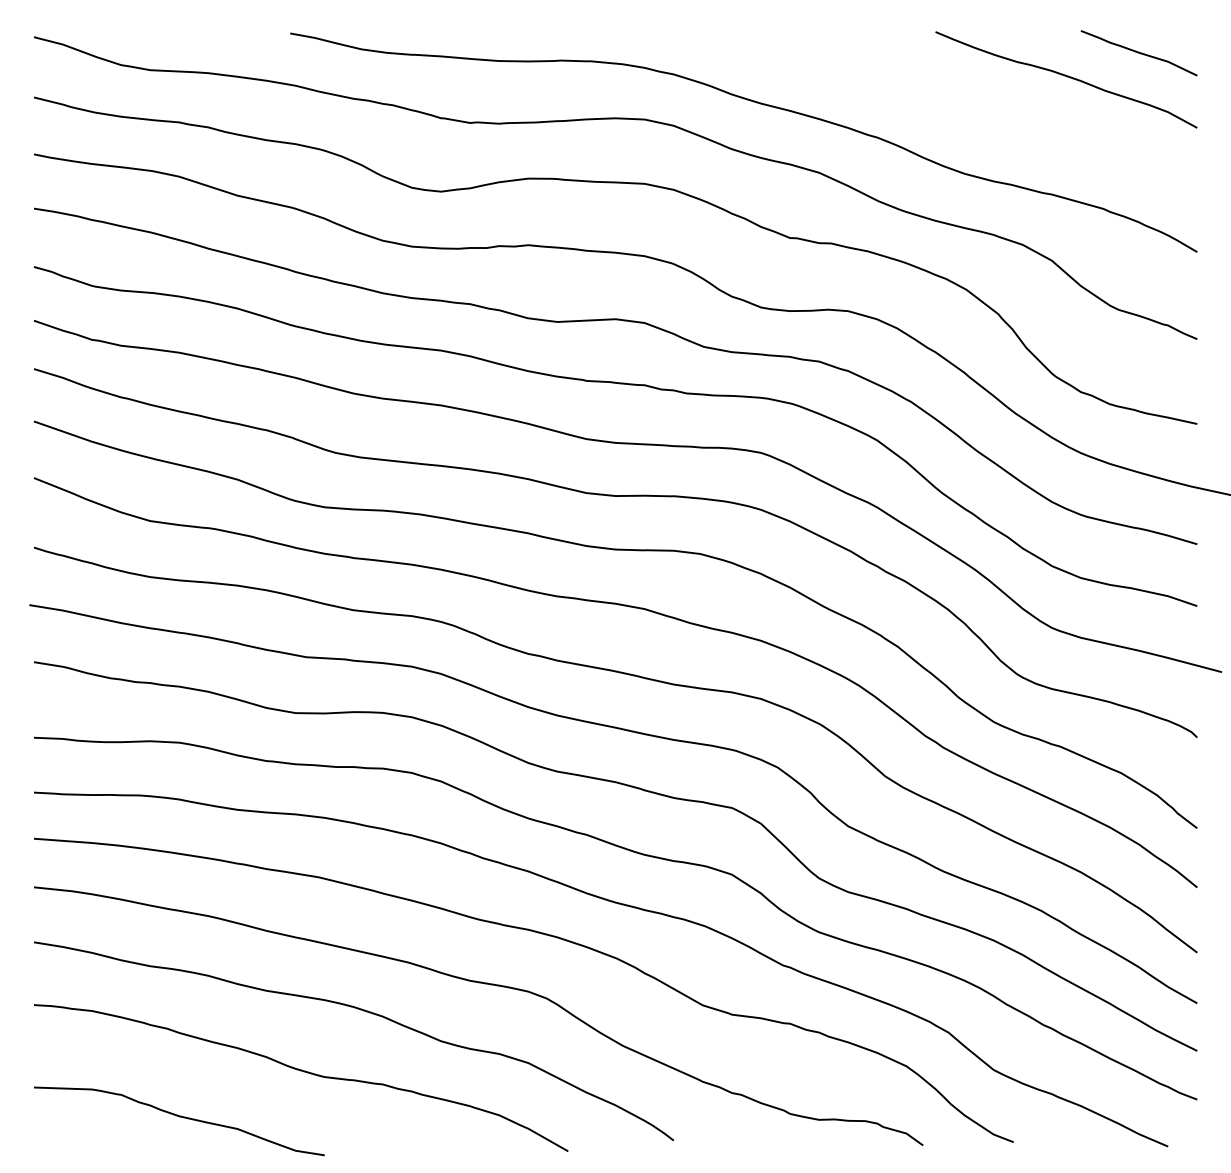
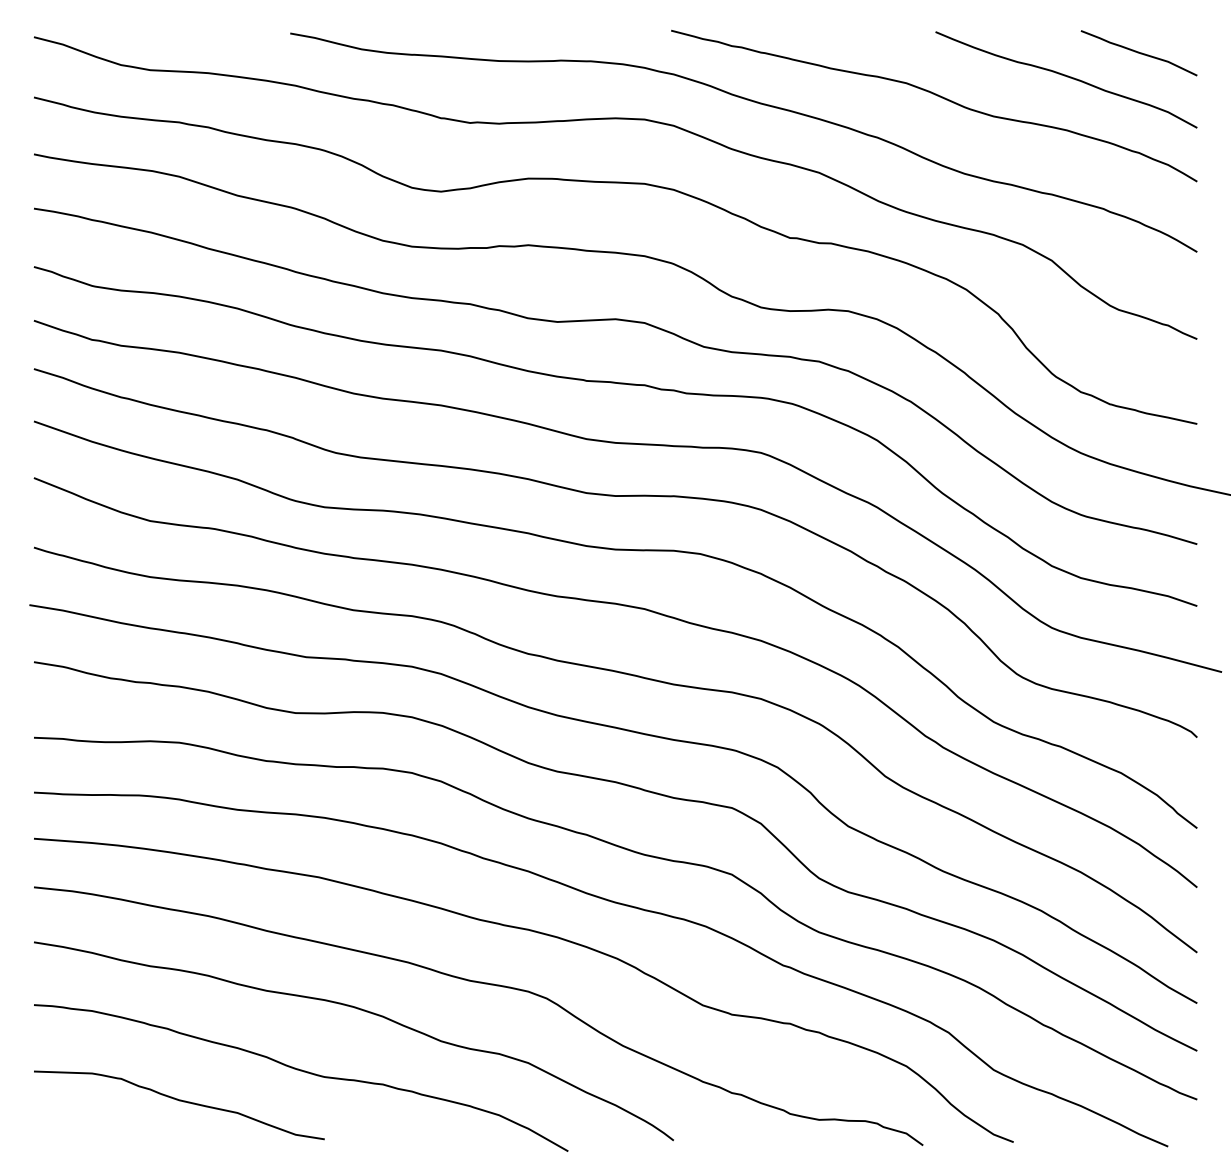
curve: none -> present (939, 97)
curve position: (179, 1117) -> (179, 1101) (179, 1101)
